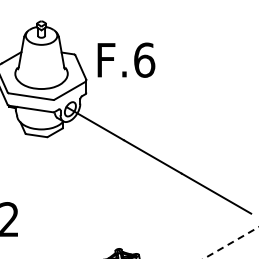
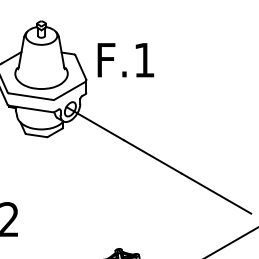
text: F.6 -> F.1 (144, 59)
line: dashed -> solid (231, 243)
